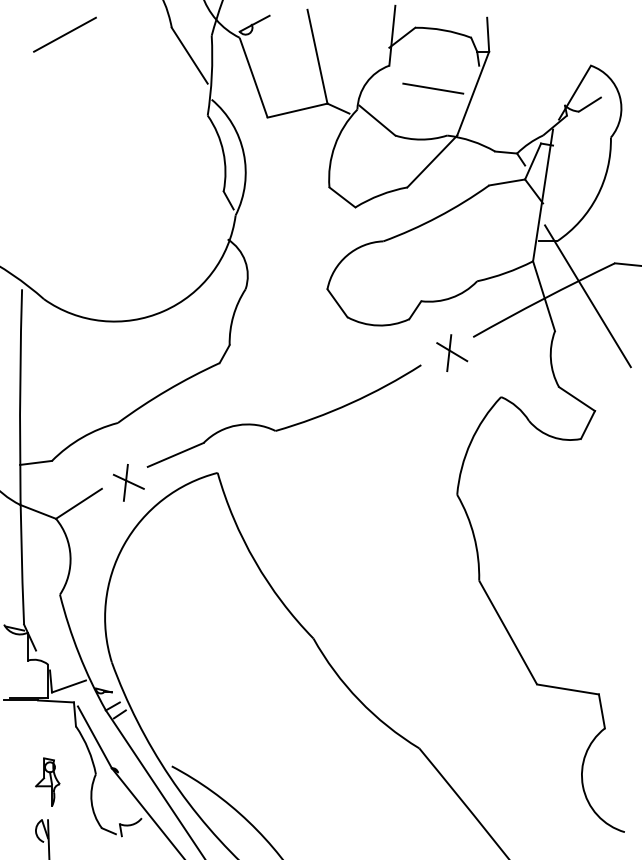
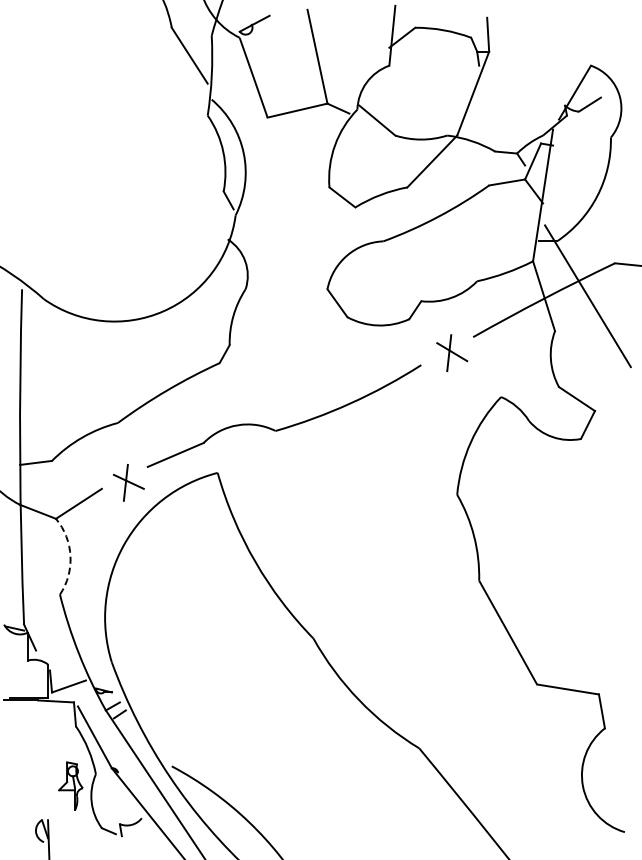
line: present -> none (64, 34)
line: present -> none (433, 88)
arc: solid -> dashed (70, 556)
part position: (47, 781) -> (70, 785) (70, 785)
